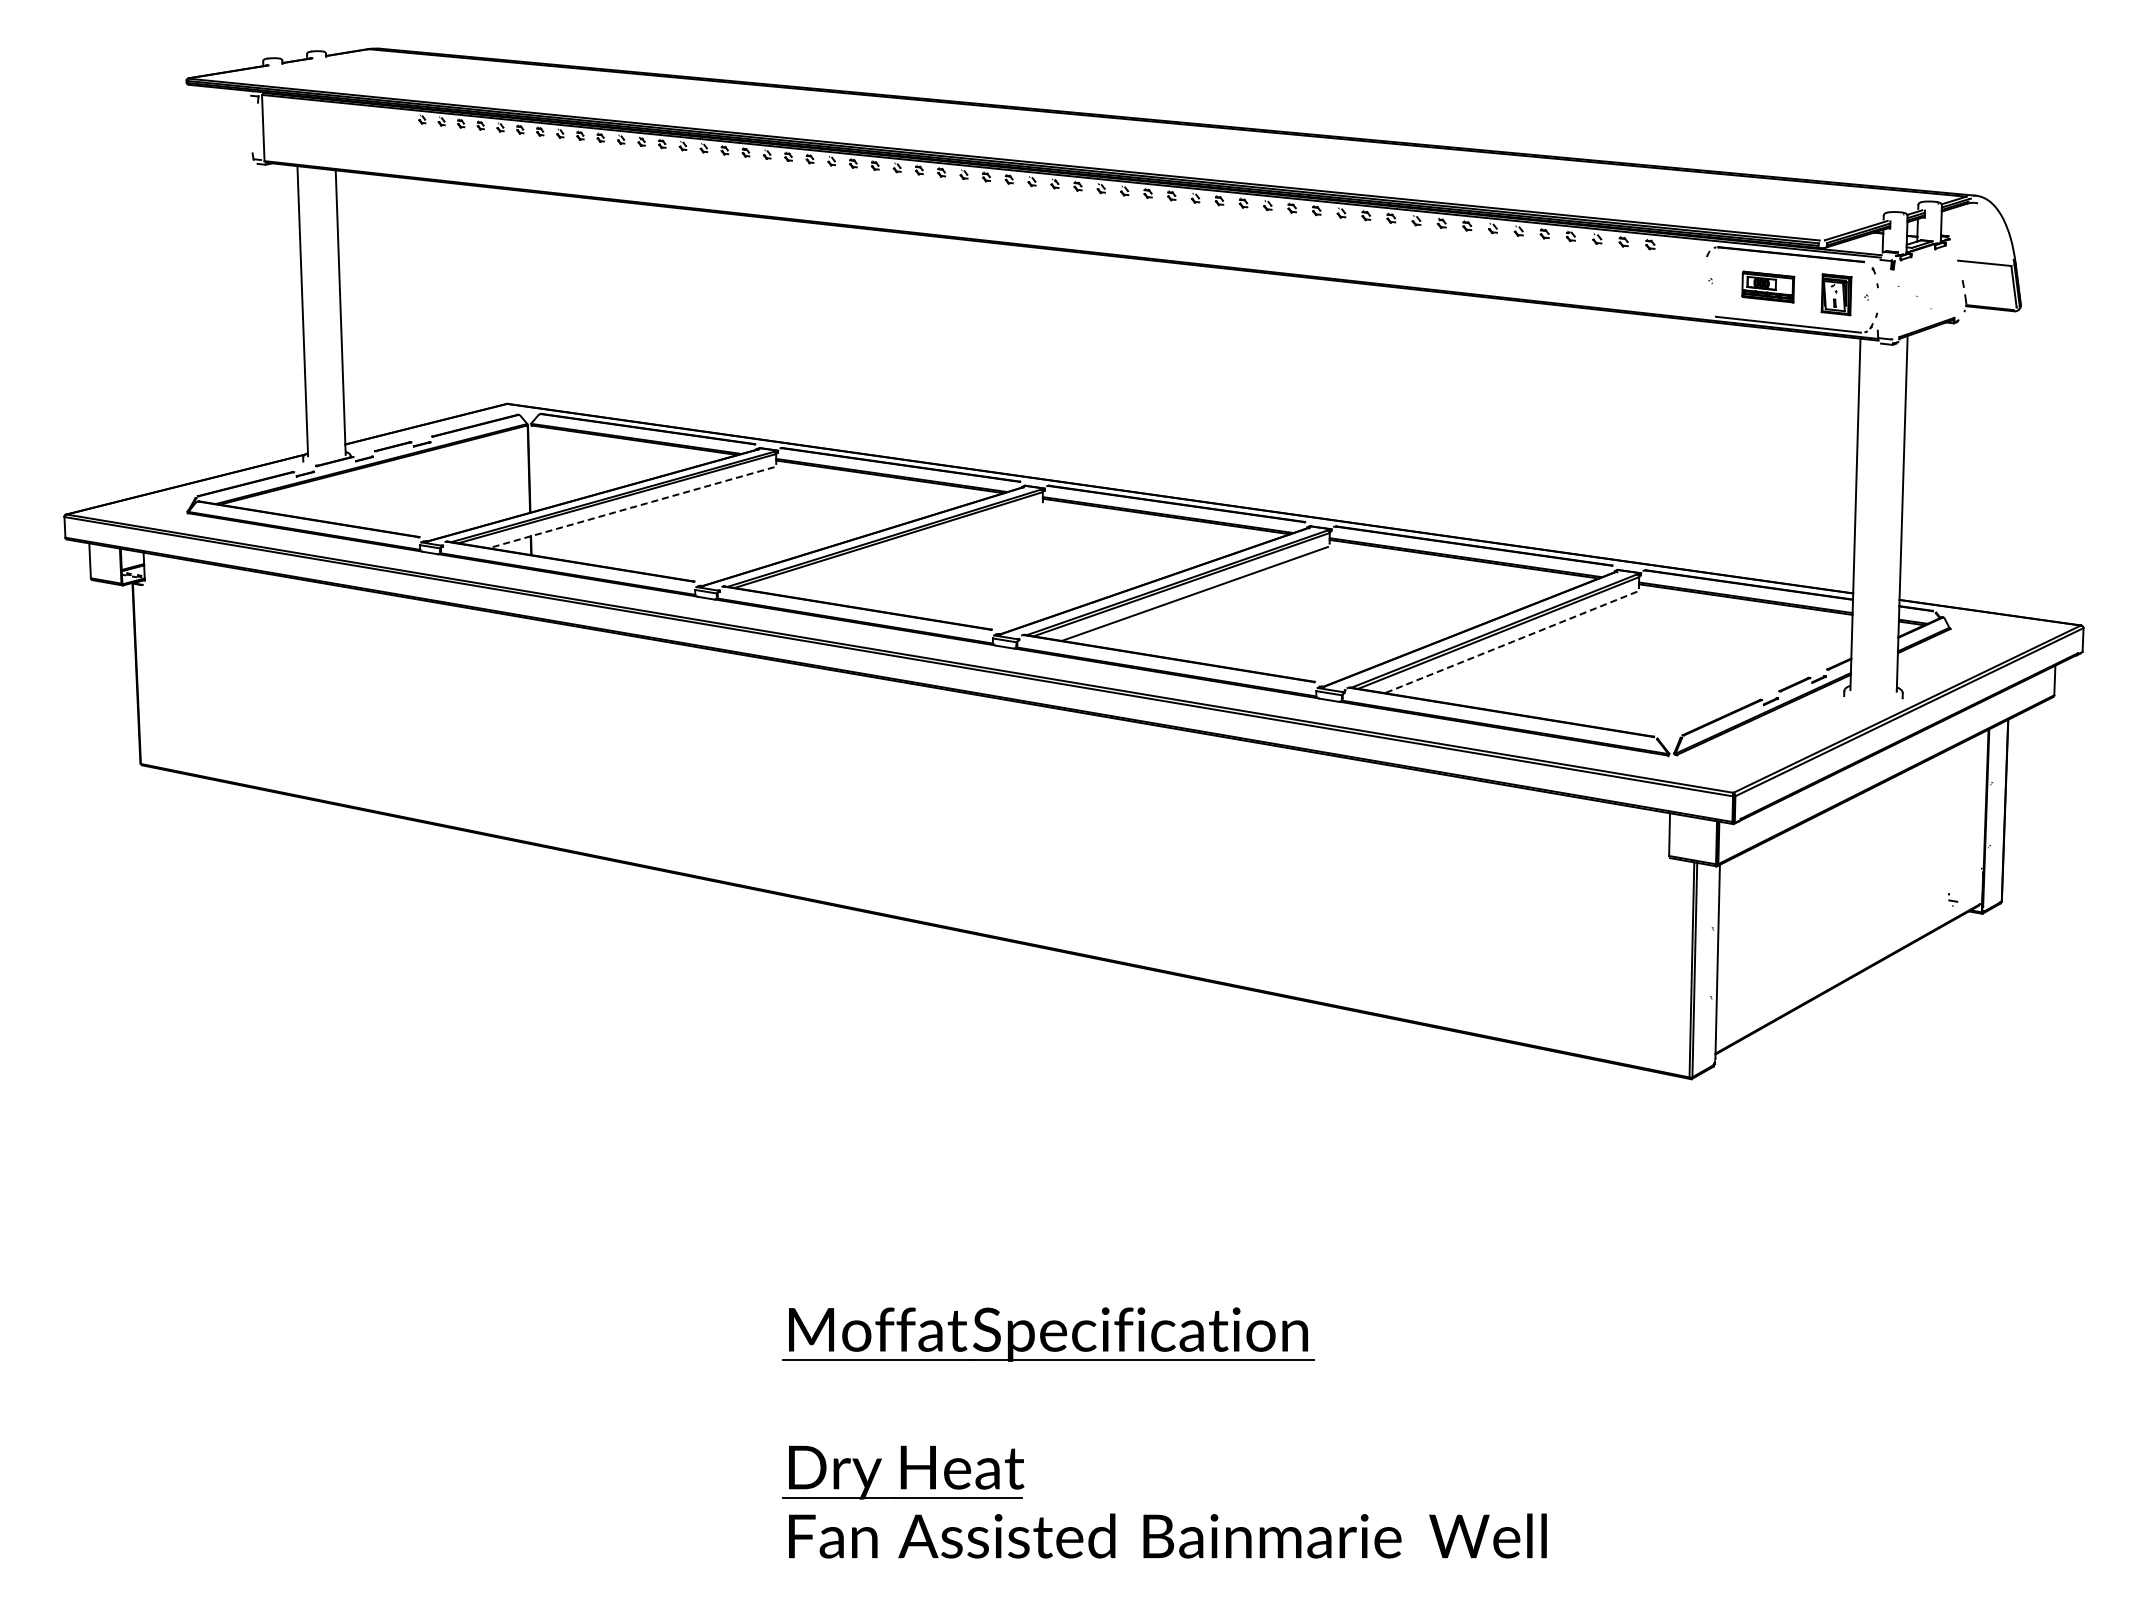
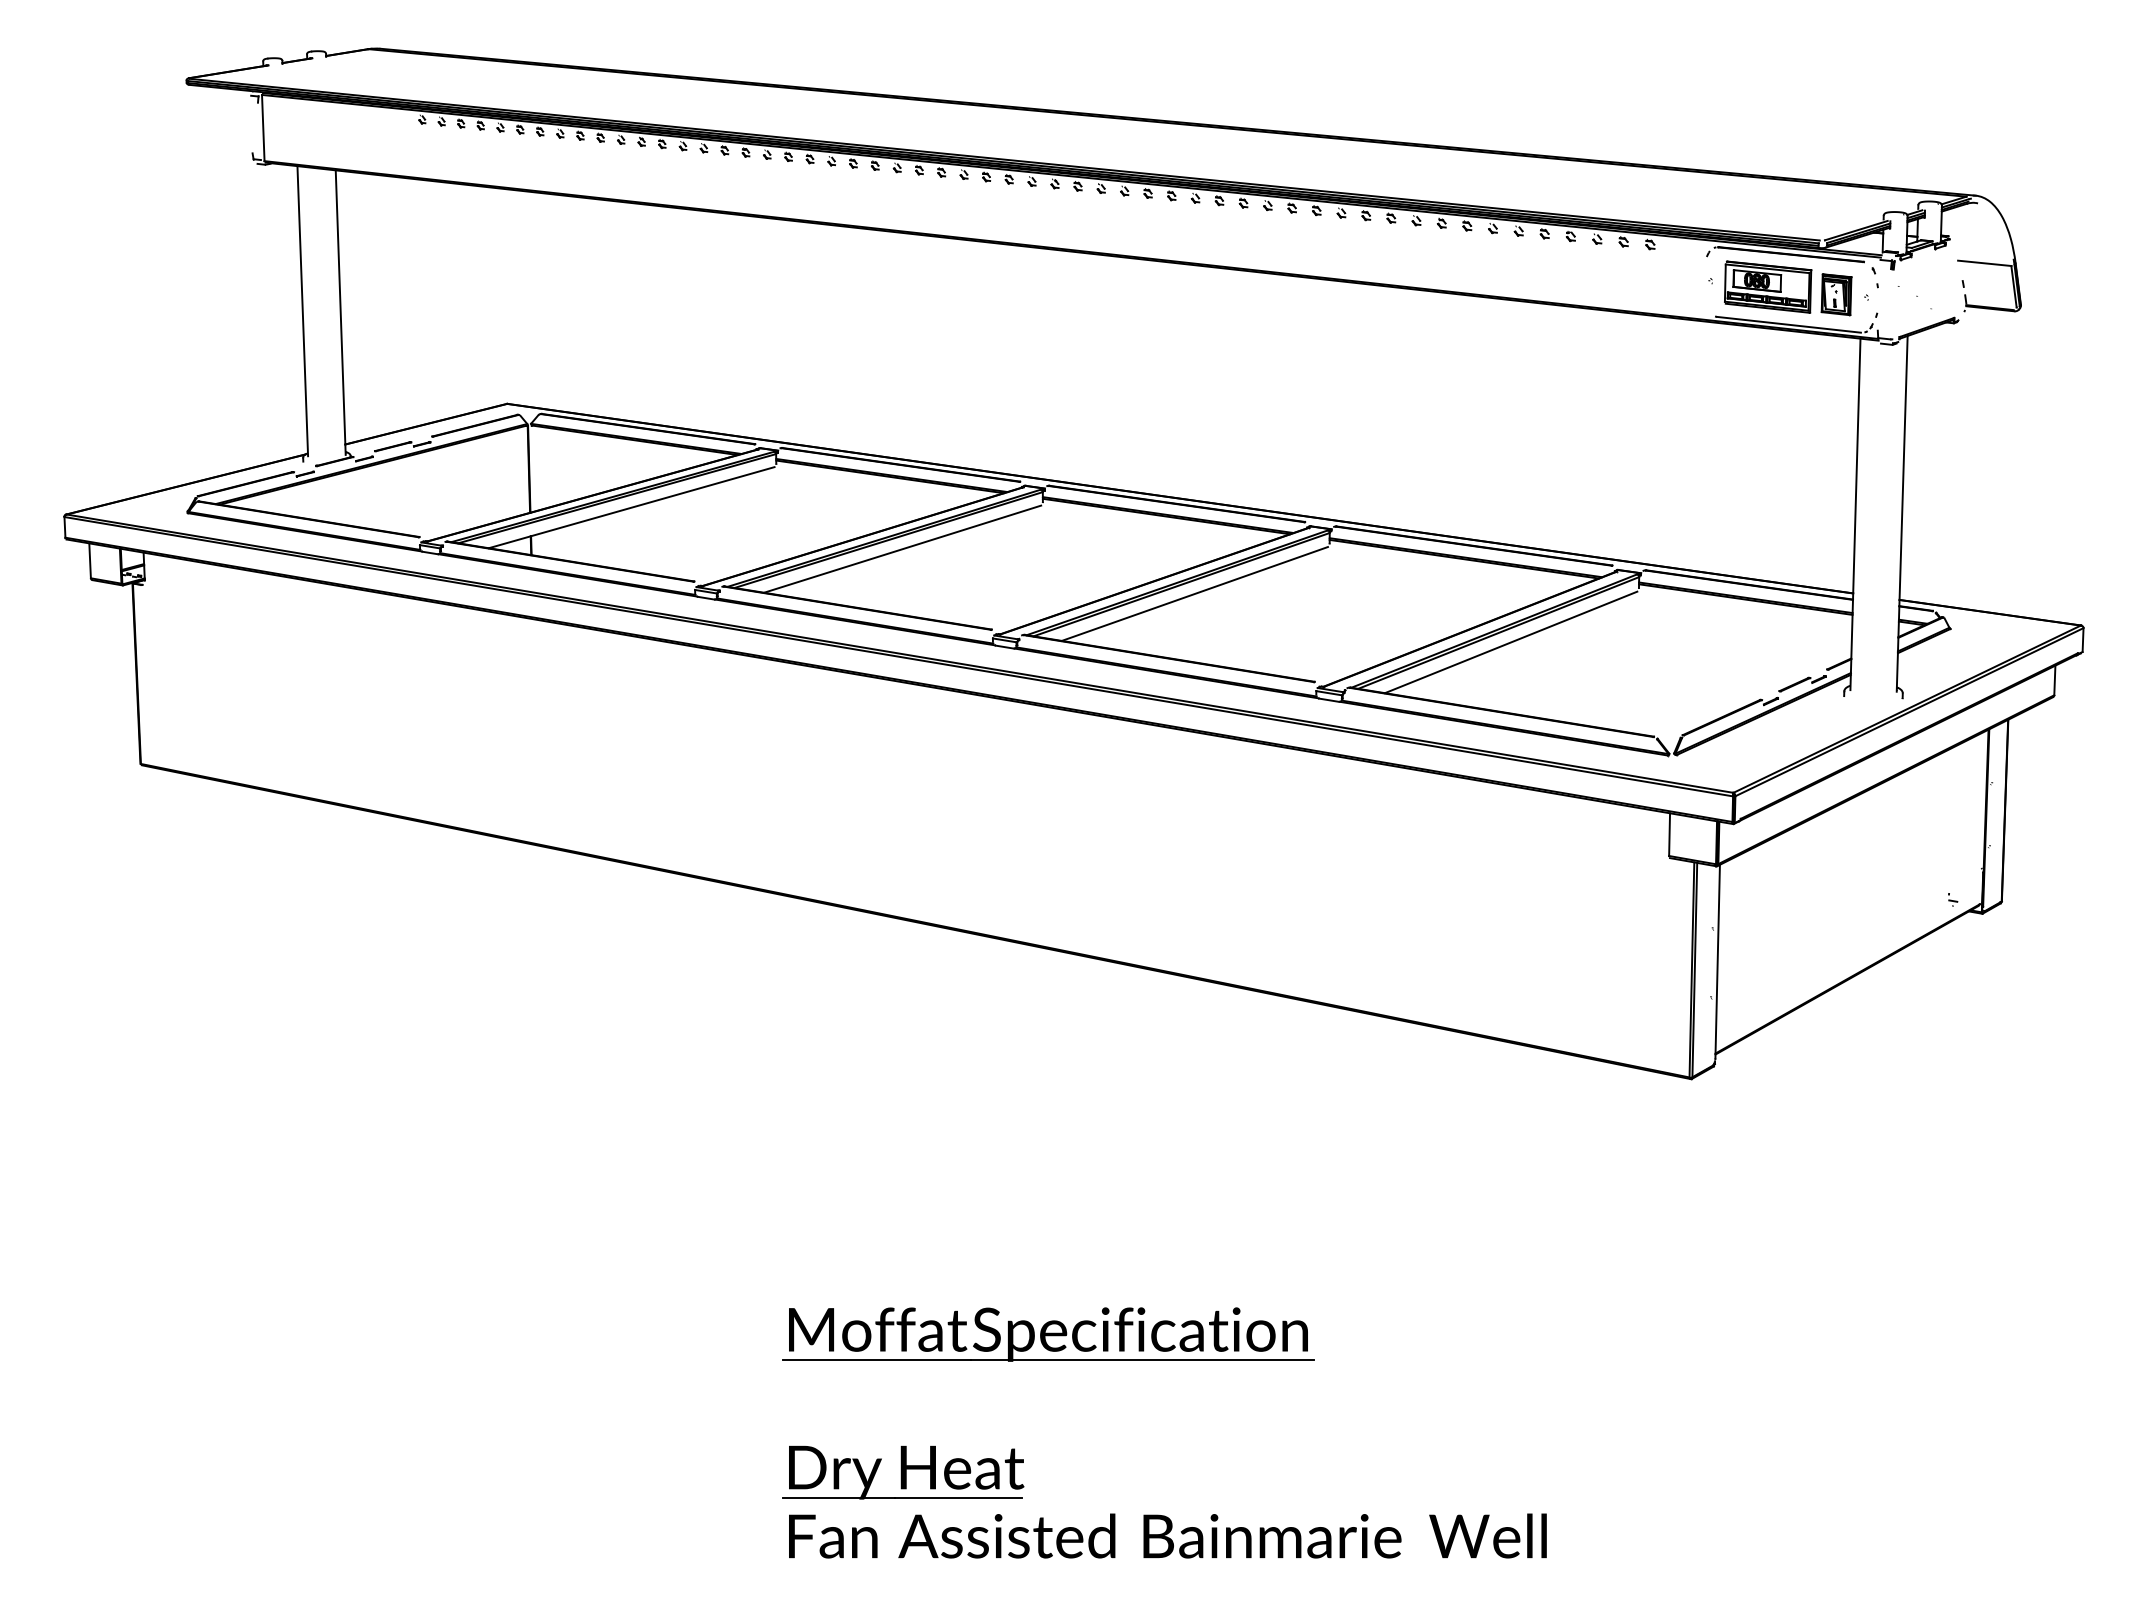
part size: 55x34 px -> 89x54 px (1768, 286)
line: dashed -> solid (631, 507)
line: none -> present (902, 548)
line: dashed -> solid (1511, 642)
